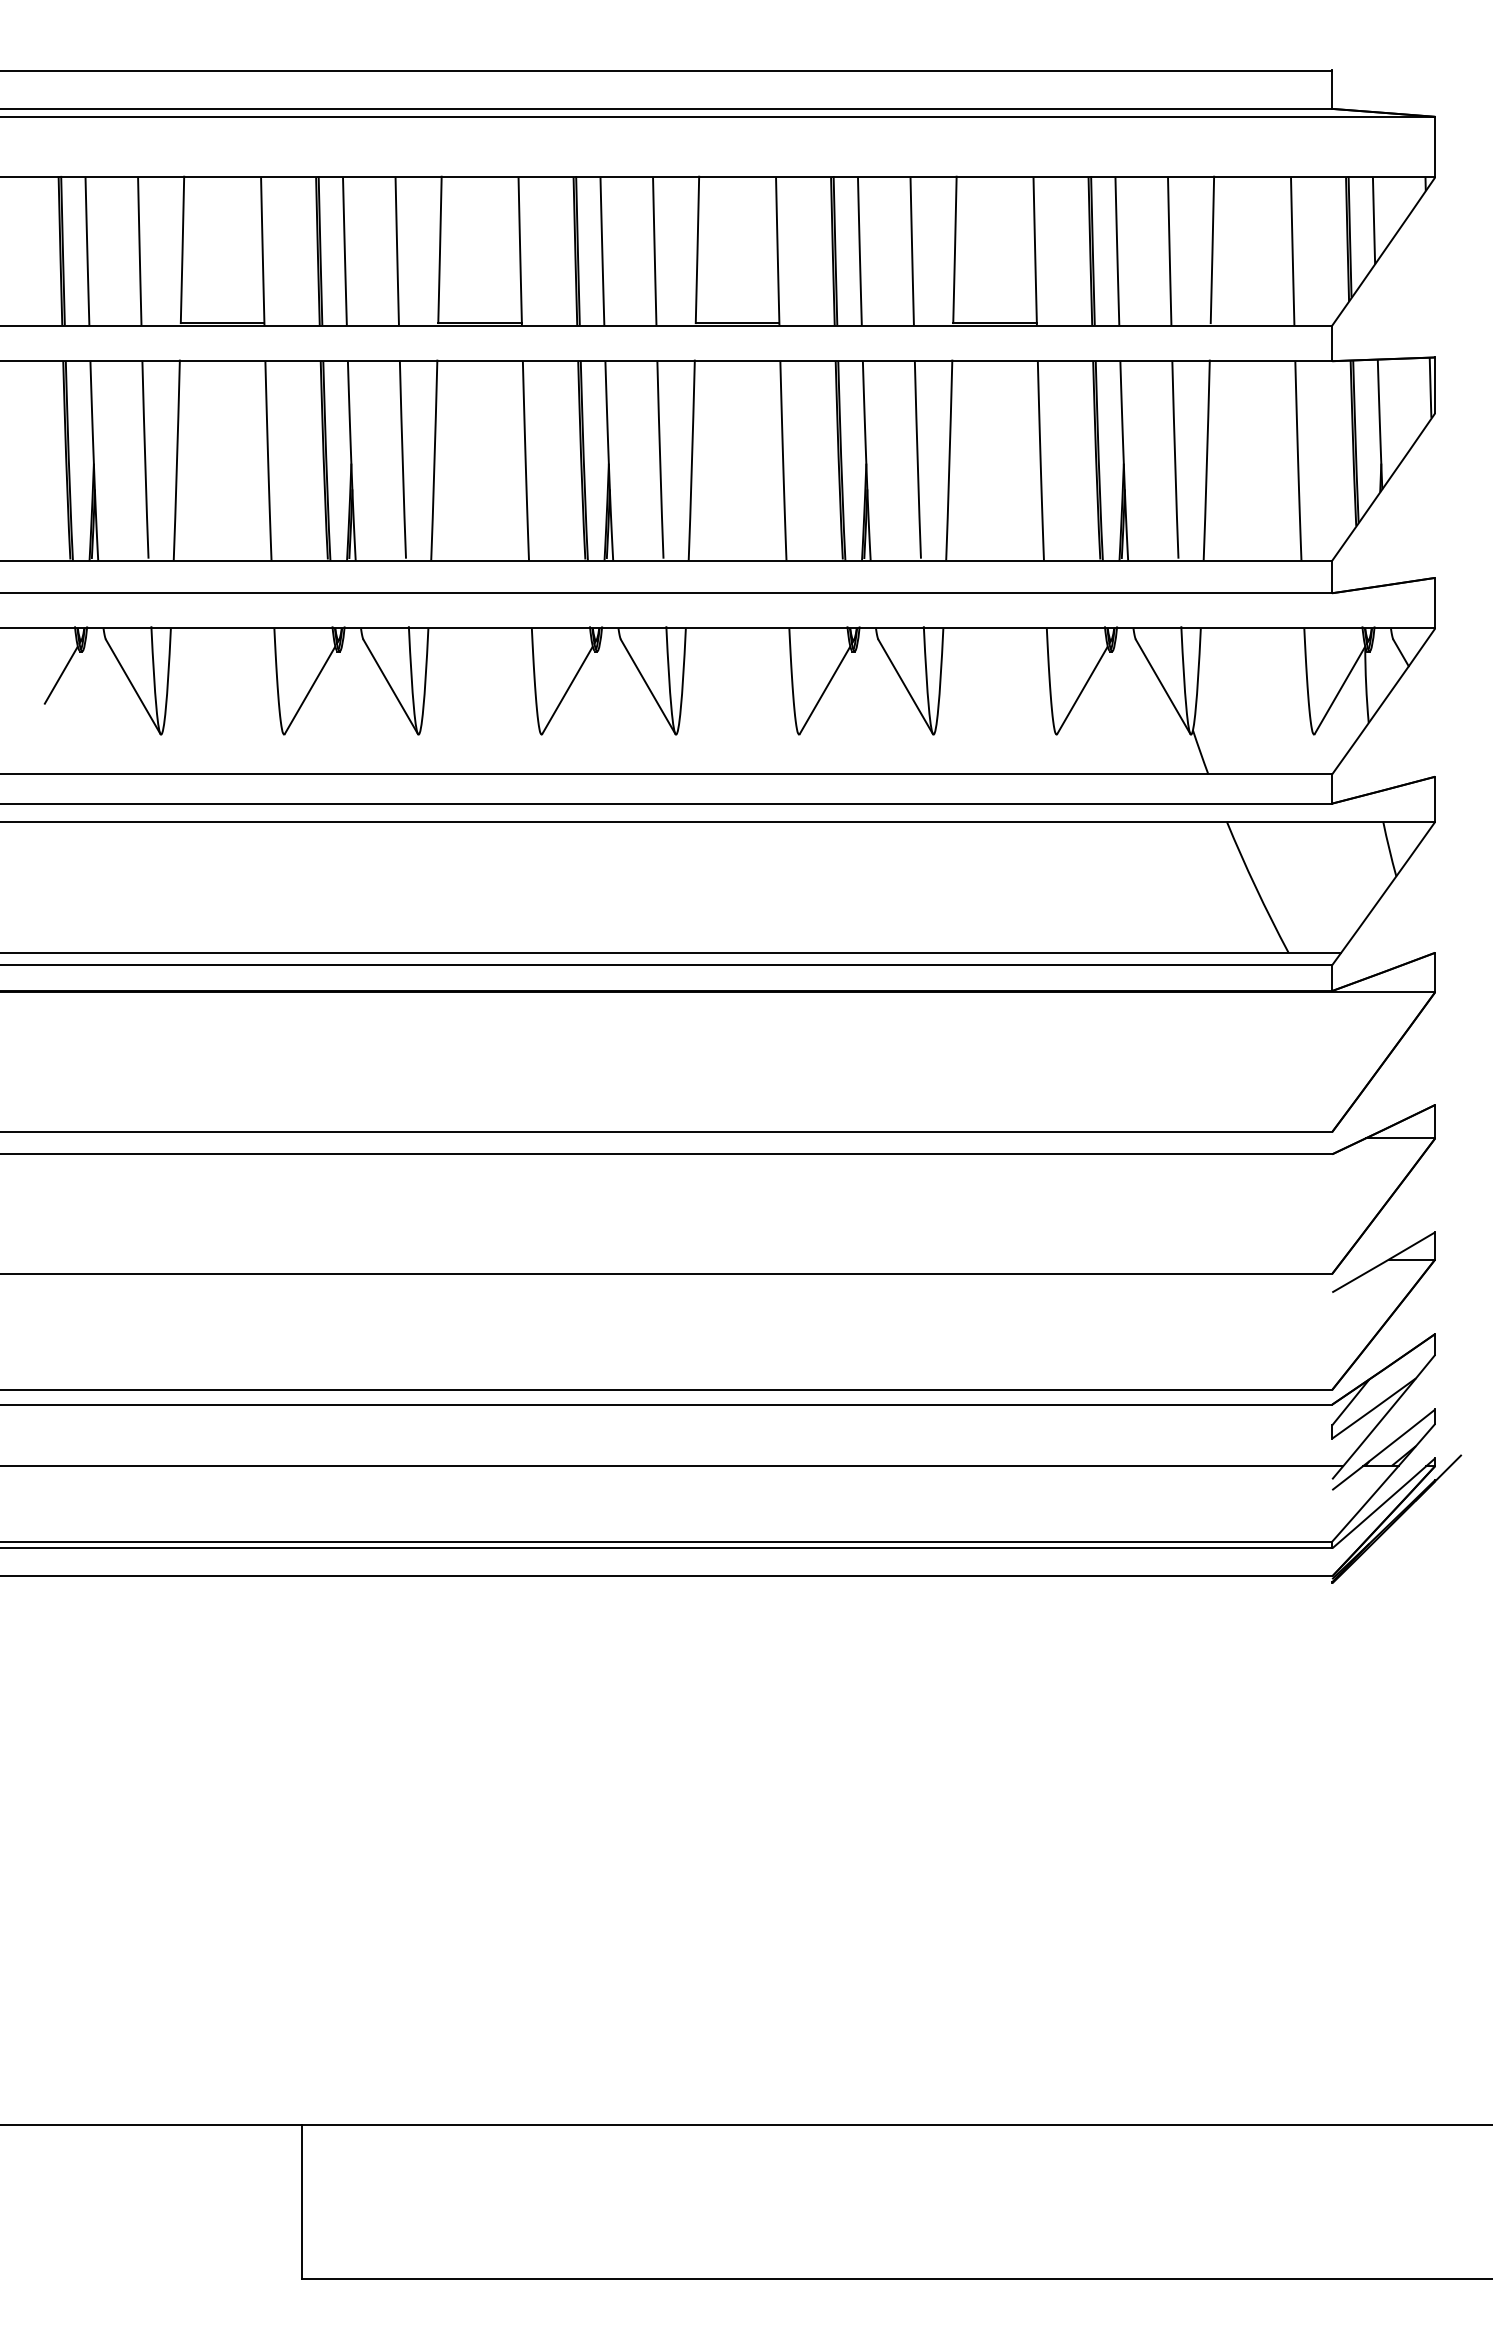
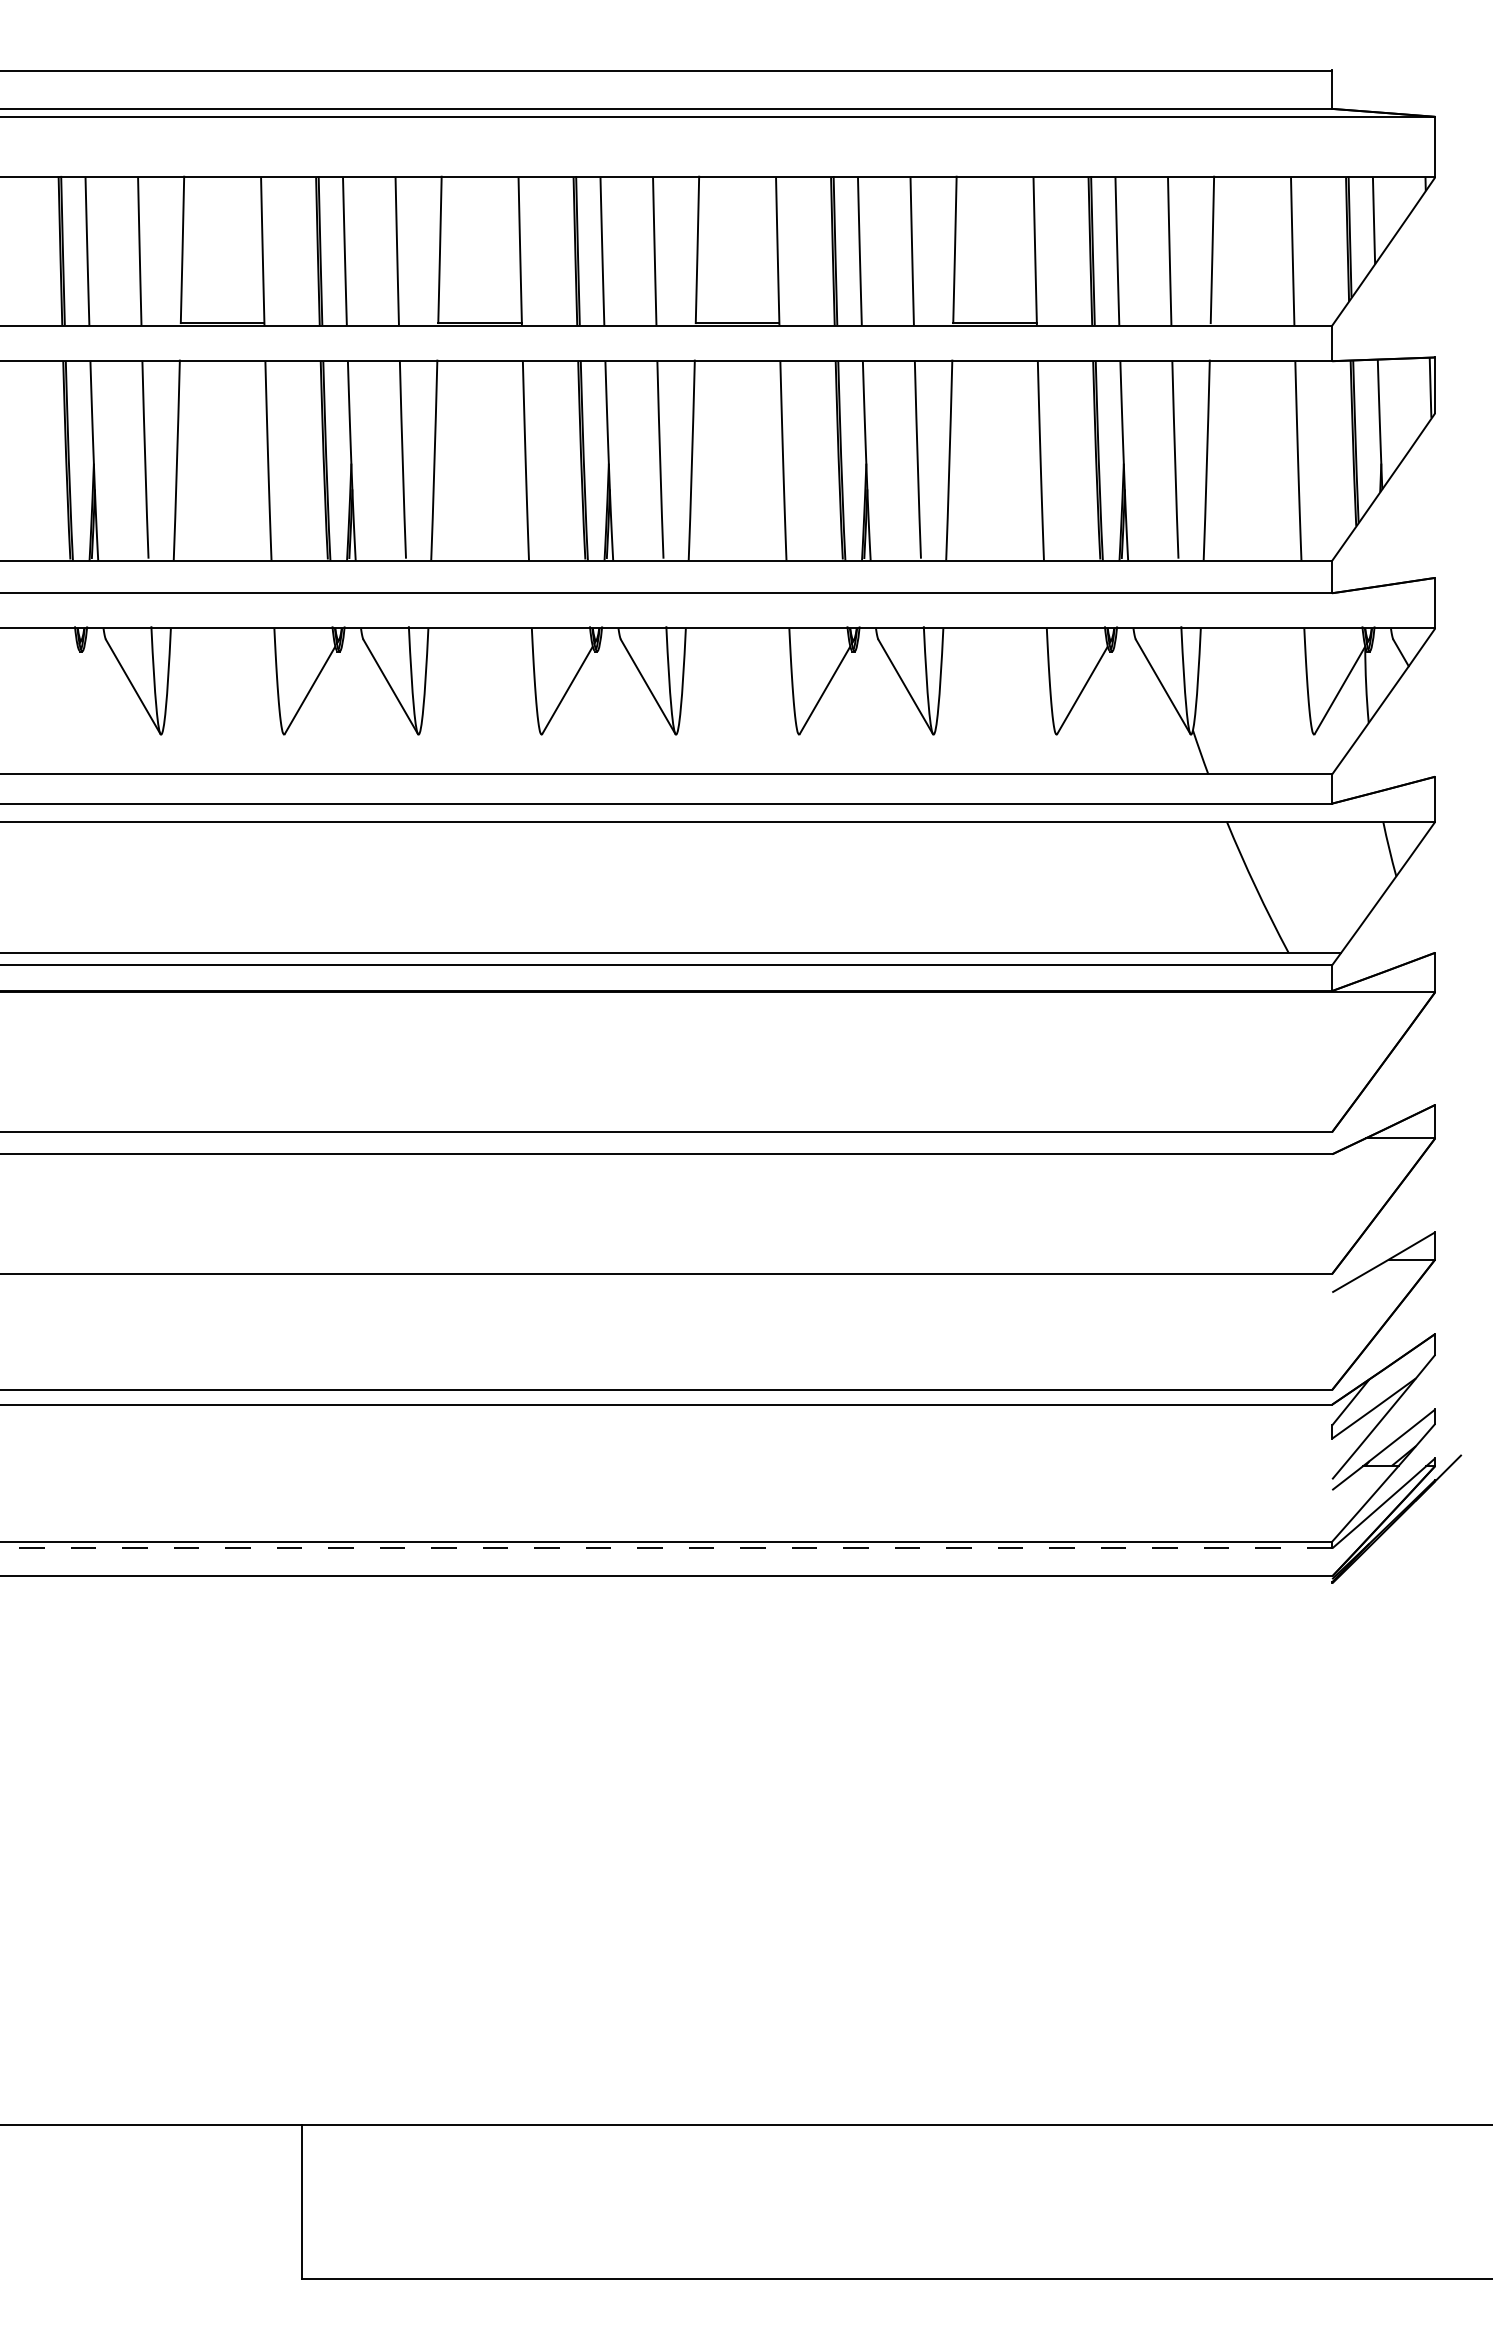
line: present -> none (60, 675)
line: present -> none (672, 1466)
line: solid -> dashed (666, 1548)
